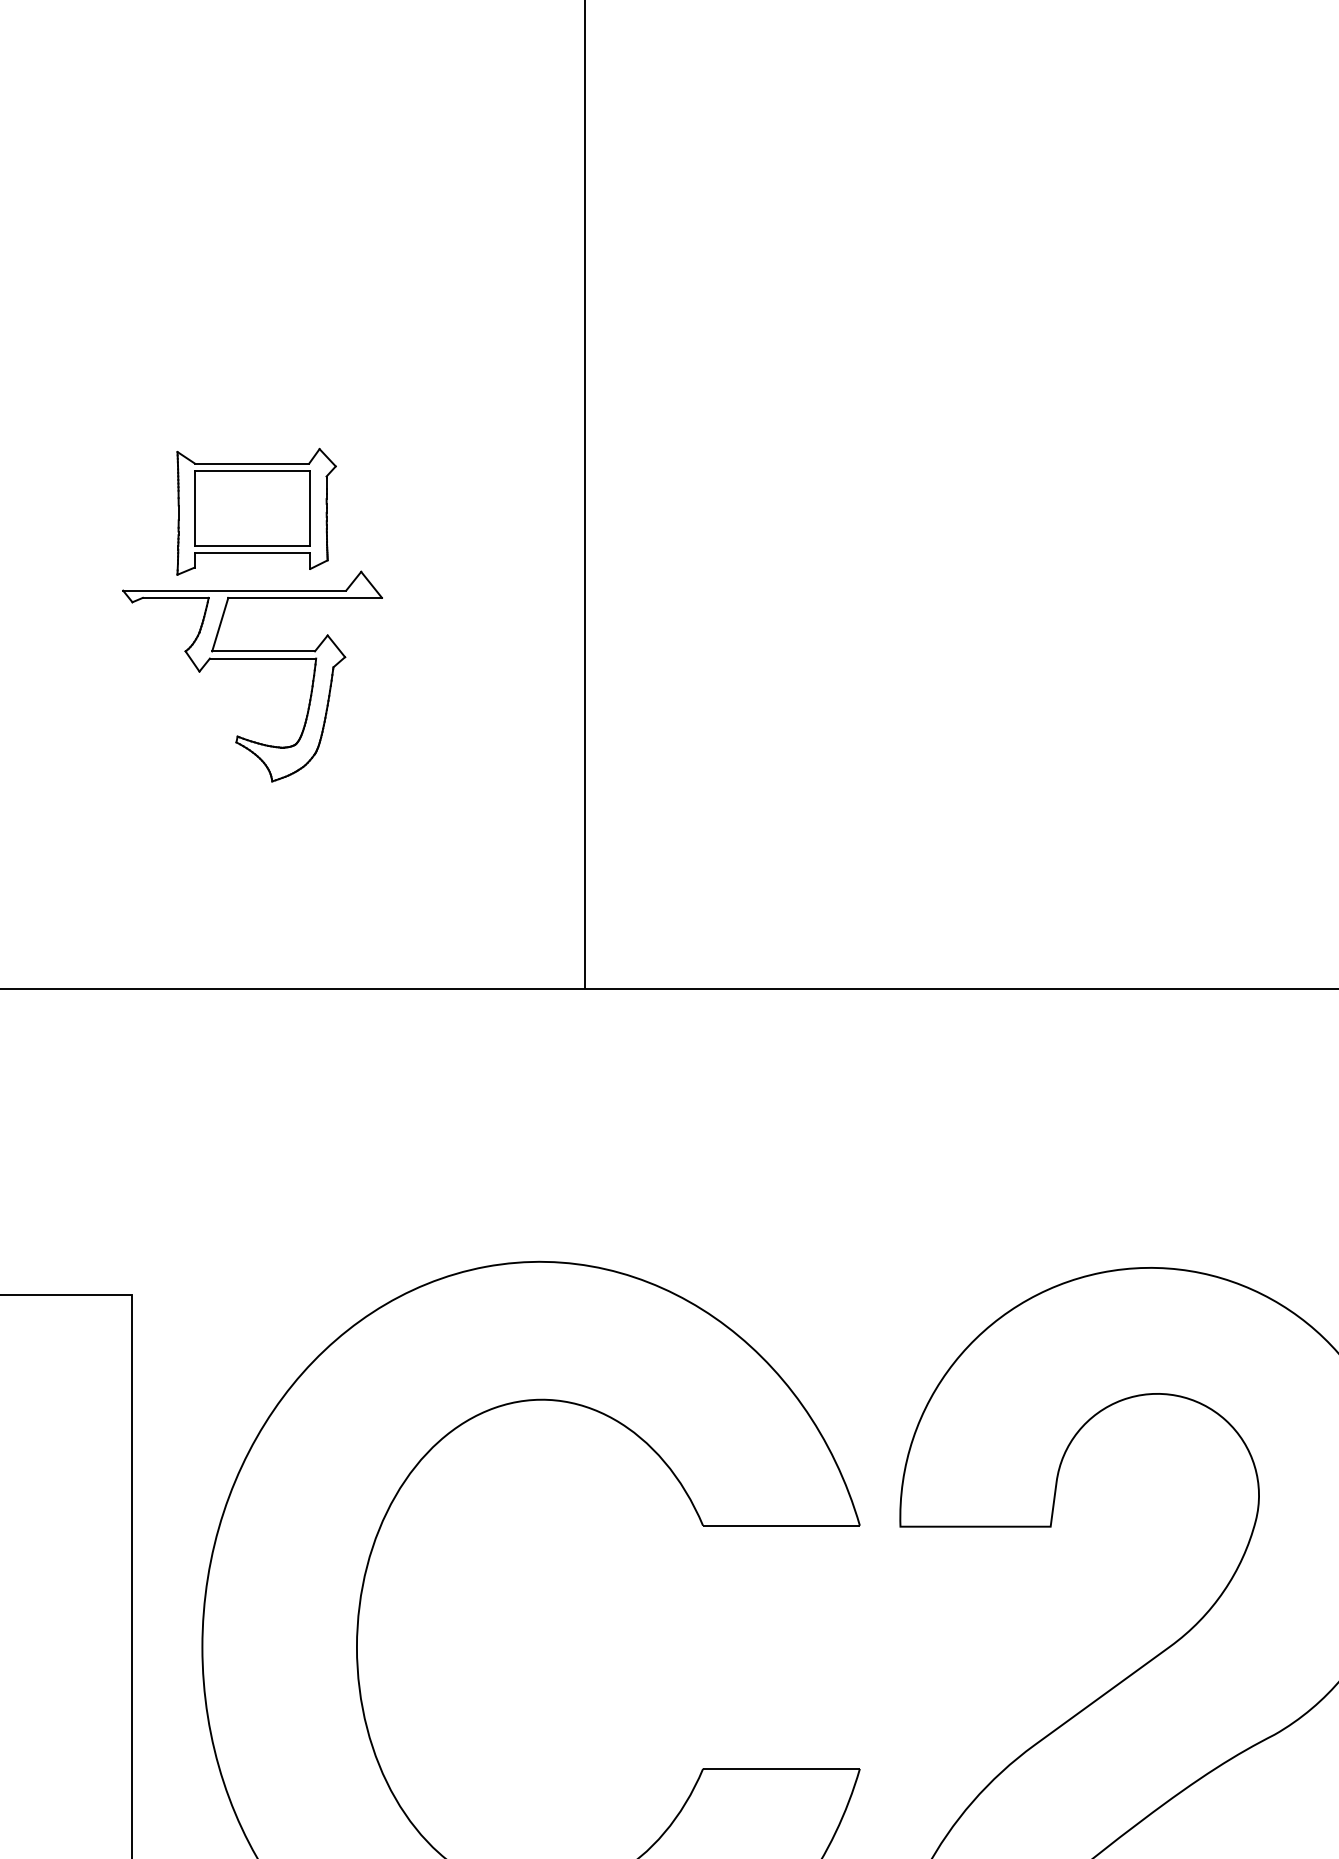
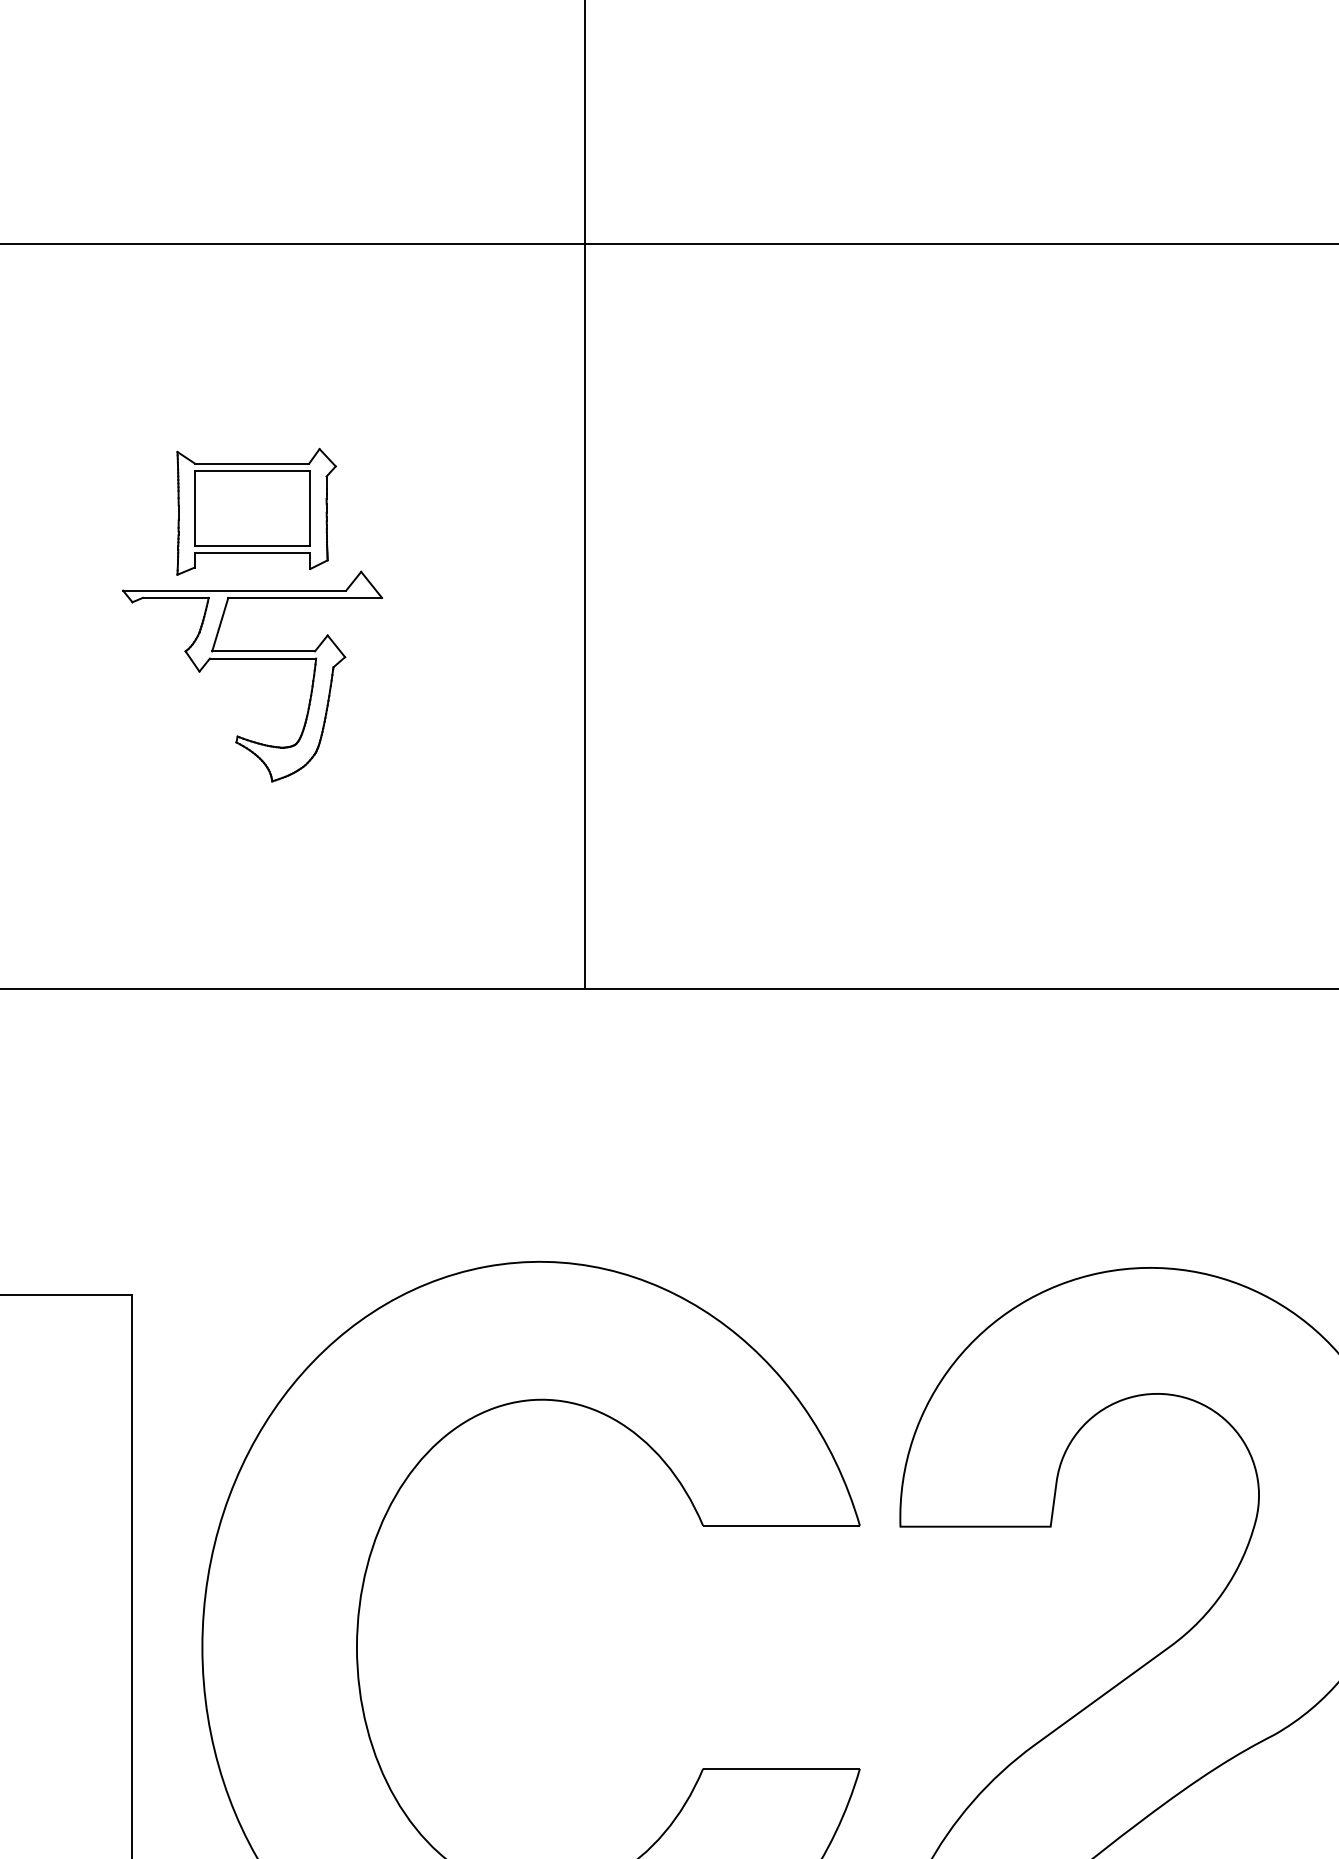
line: none -> present (668, 243)
